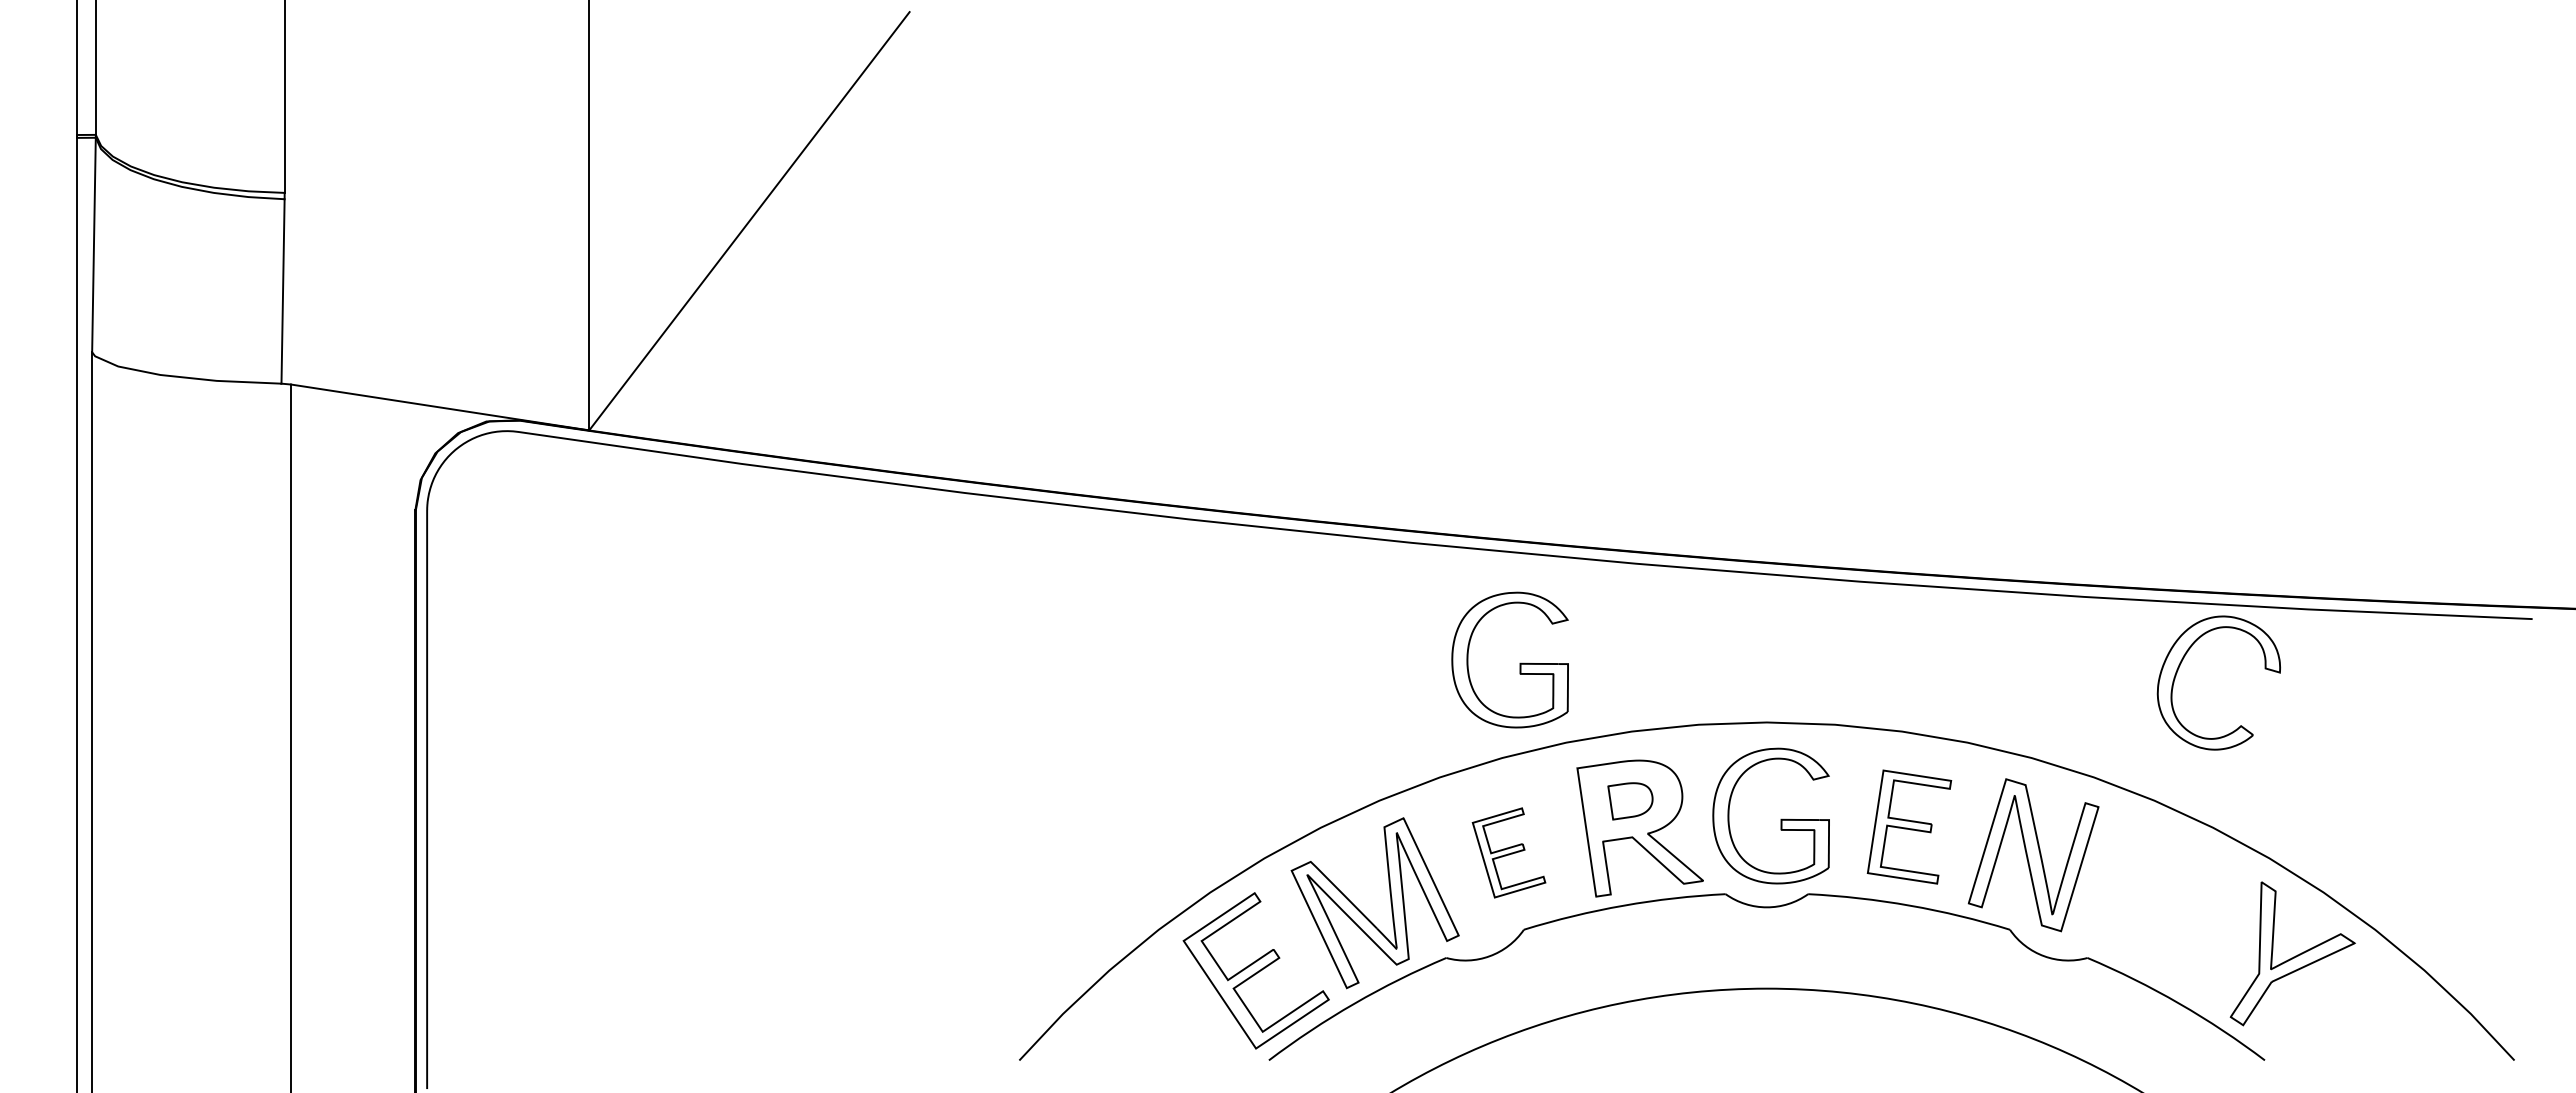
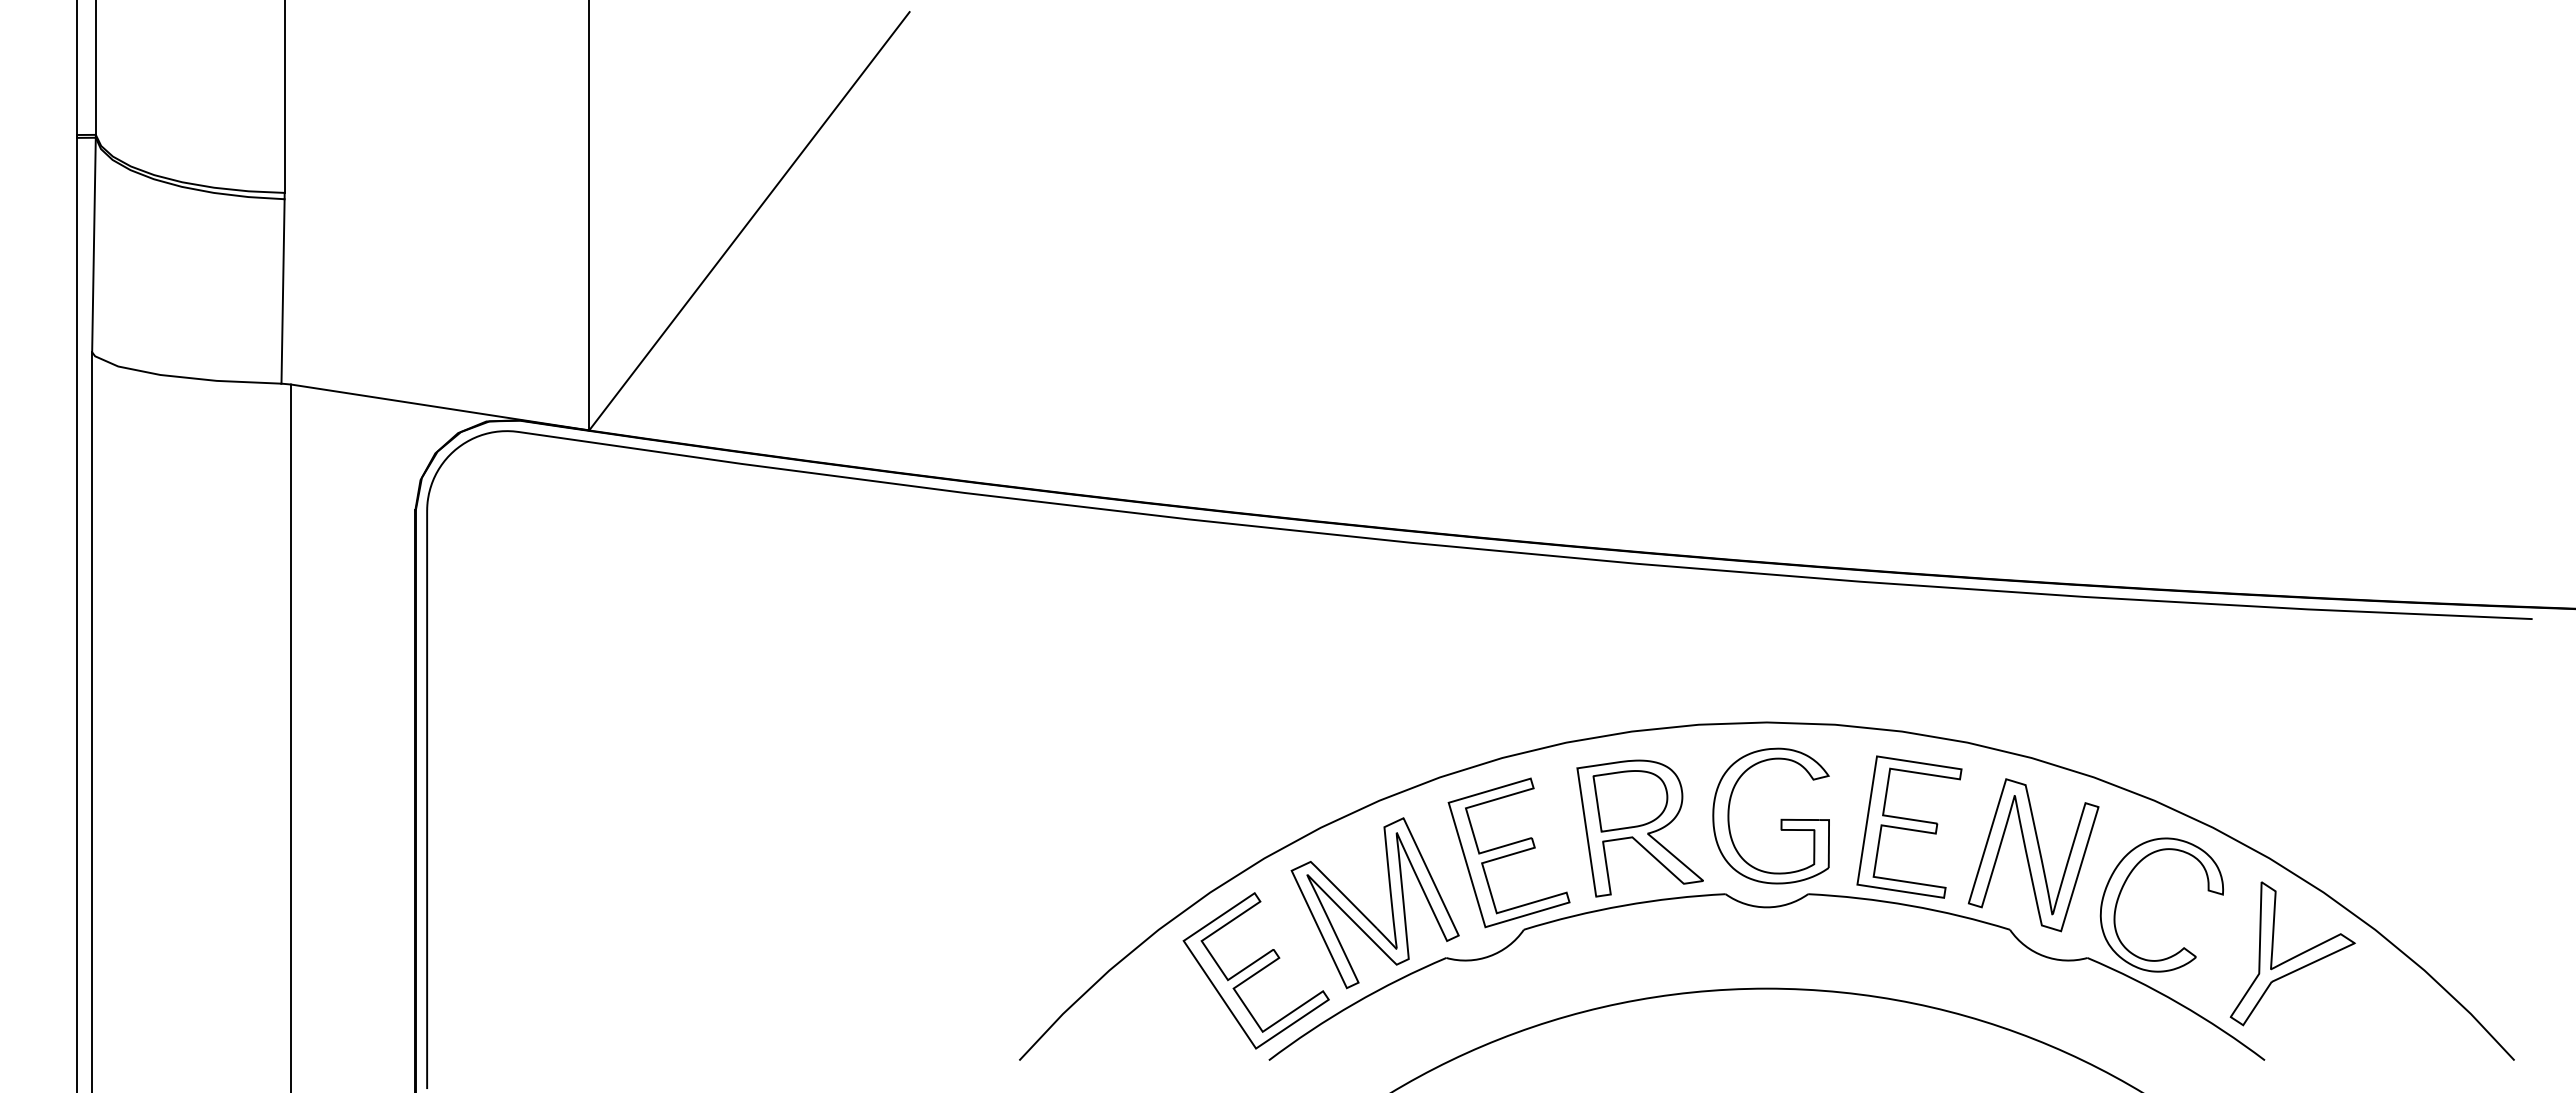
part: present -> none (1519, 663)
part position: (2179, 668) -> (2122, 890) (2122, 890)
part size: 47x39 px -> 77x63 px (1630, 801)
part size: 87x116 px -> 107x144 px (1909, 826)
part size: 76x92 px -> 124x152 px (1508, 852)
